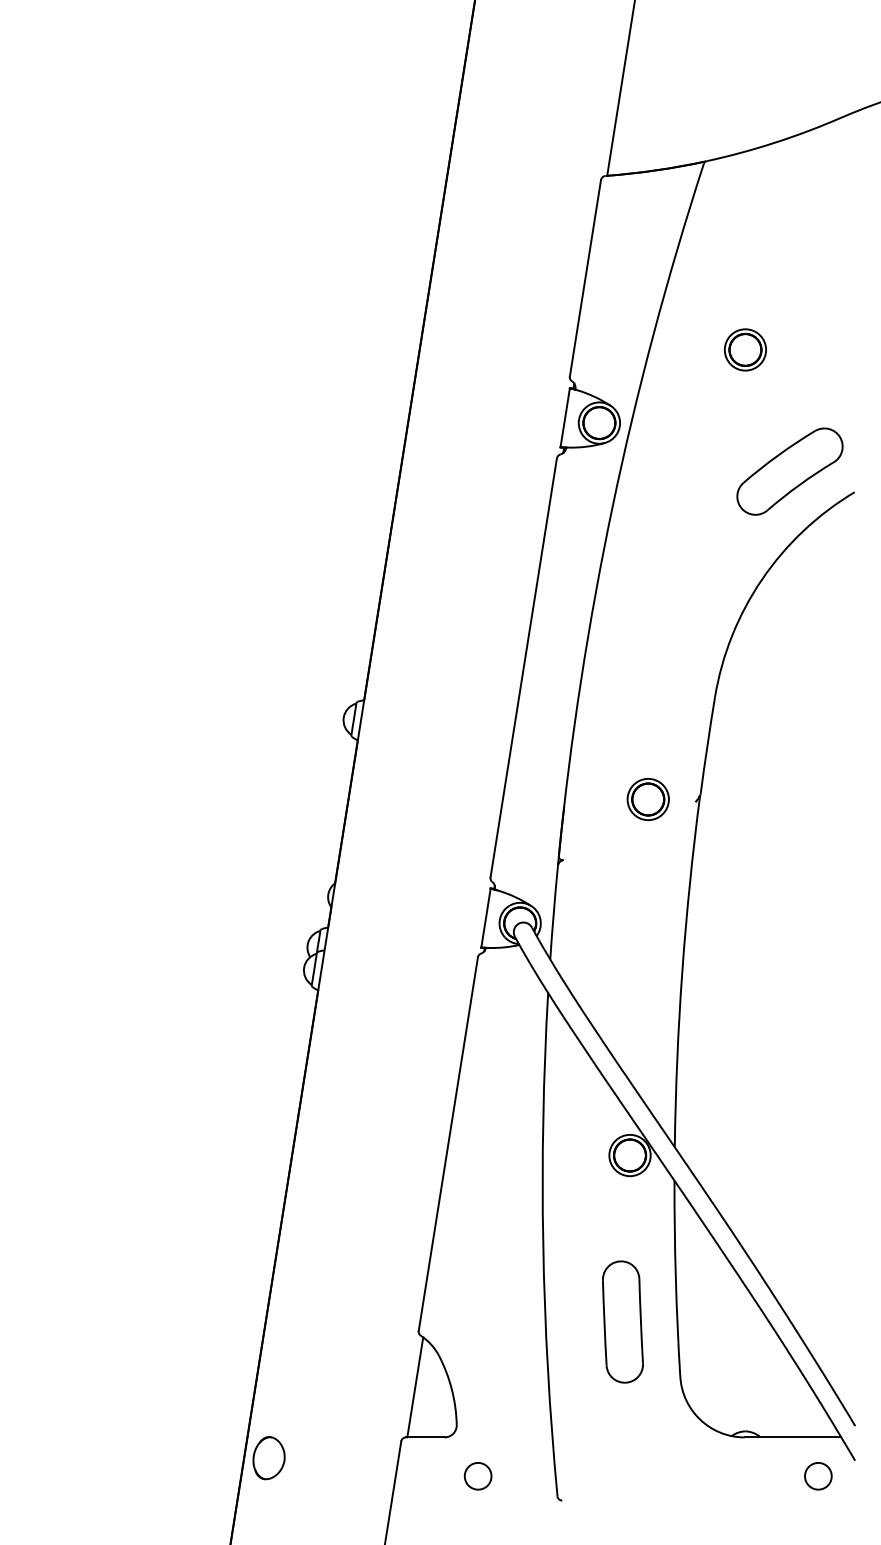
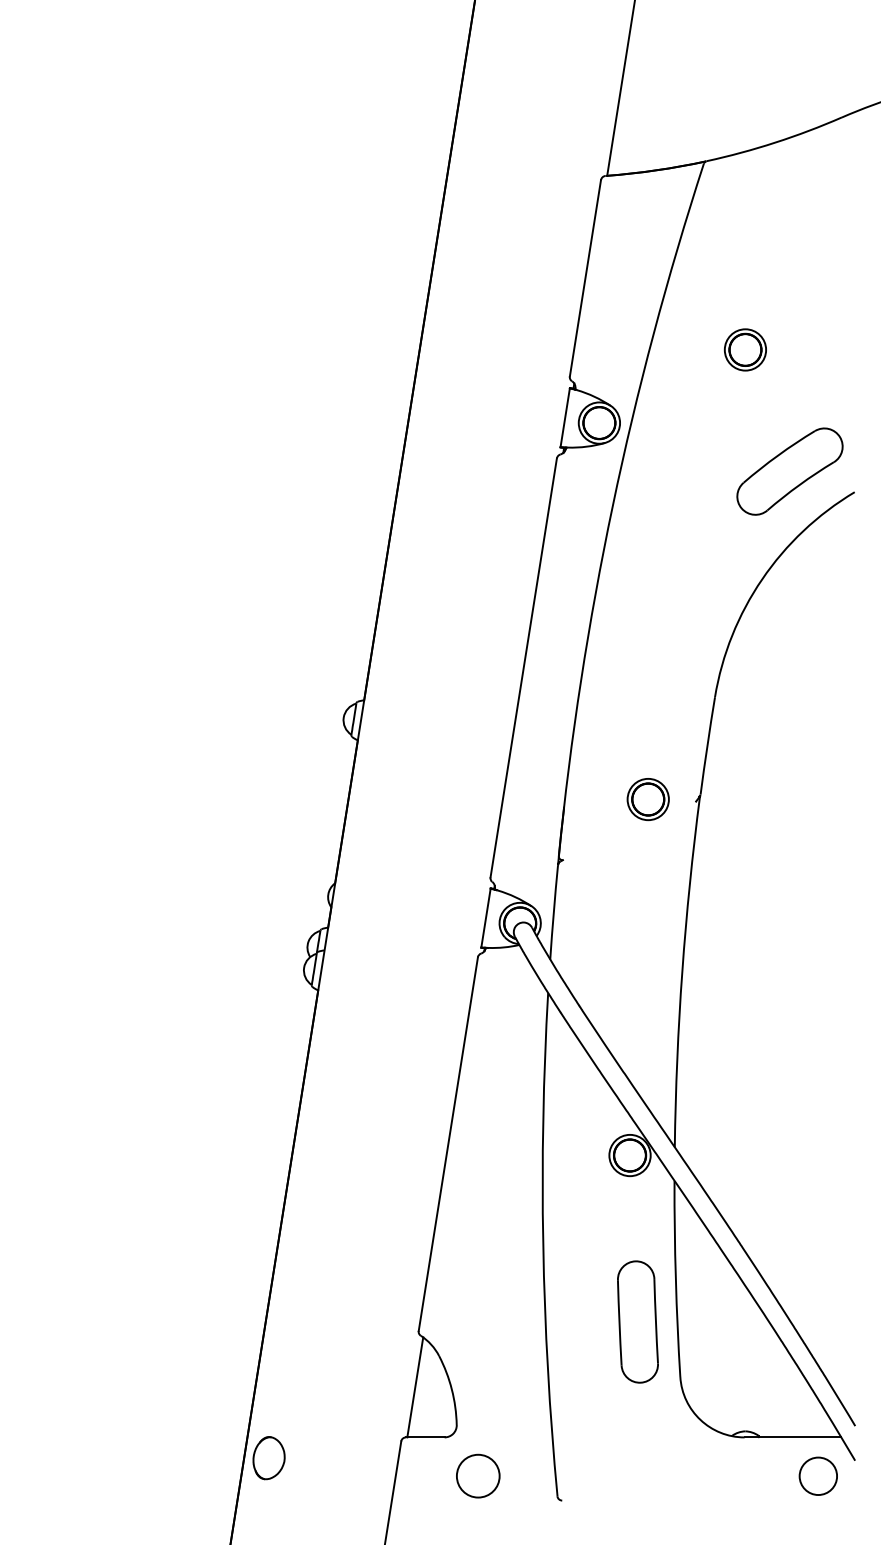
part position: (622, 1321) -> (637, 1321) (637, 1321)
circle diameter: 27 px -> 37 px (818, 1476)
circle size: 30x29 px -> 45x46 px (478, 1475)
